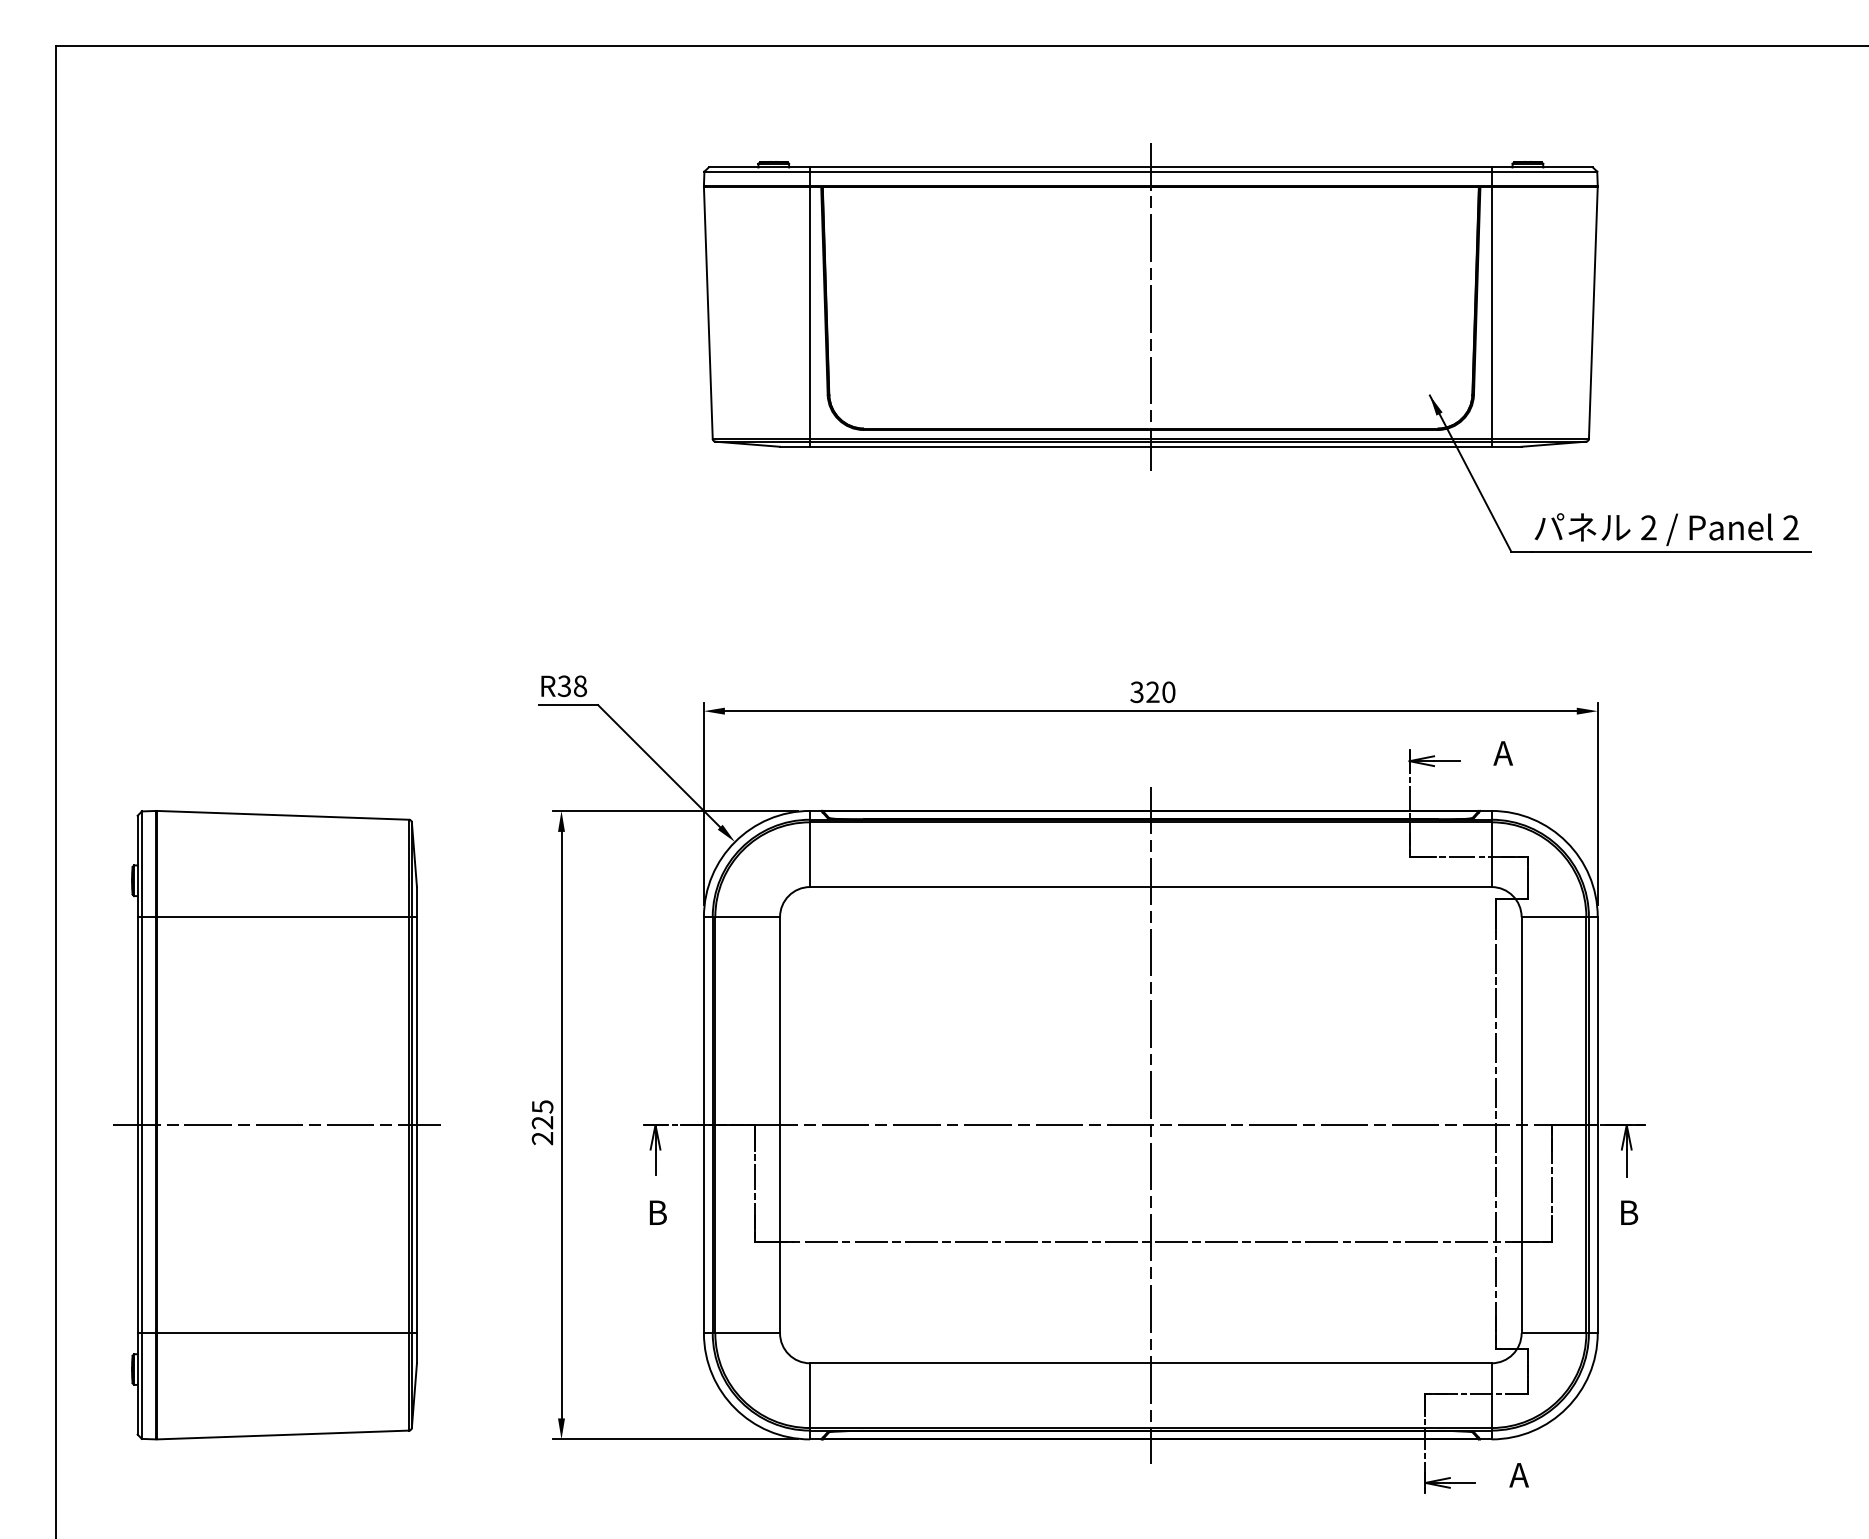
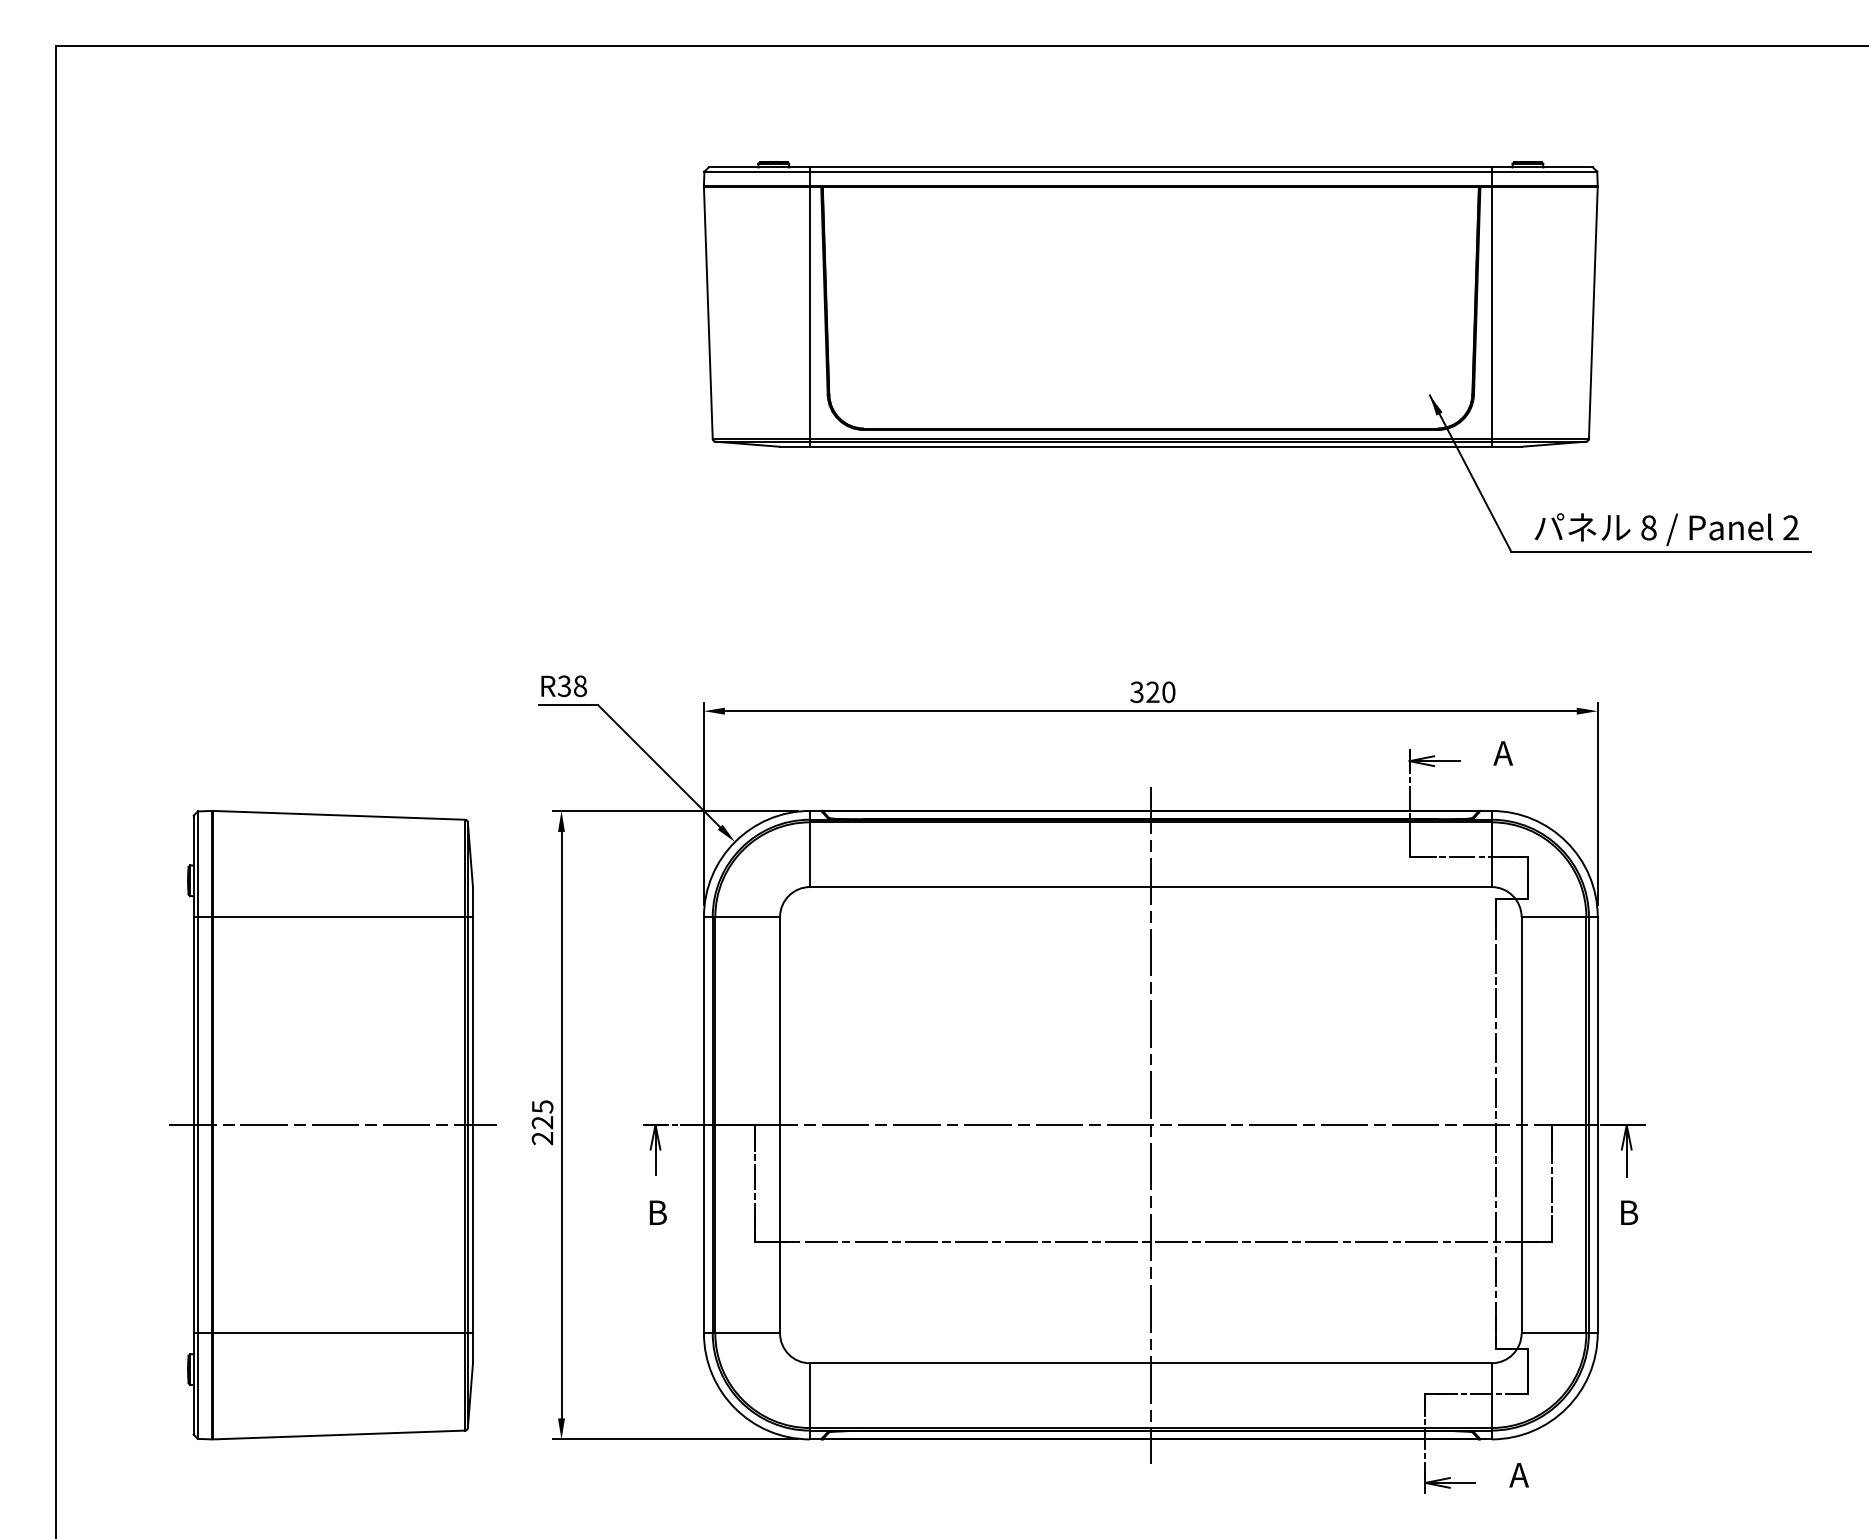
line: present -> none (1150, 307)
text: 2 -> 8 (1648, 527)
part position: (276, 1125) -> (332, 1125) (332, 1125)
